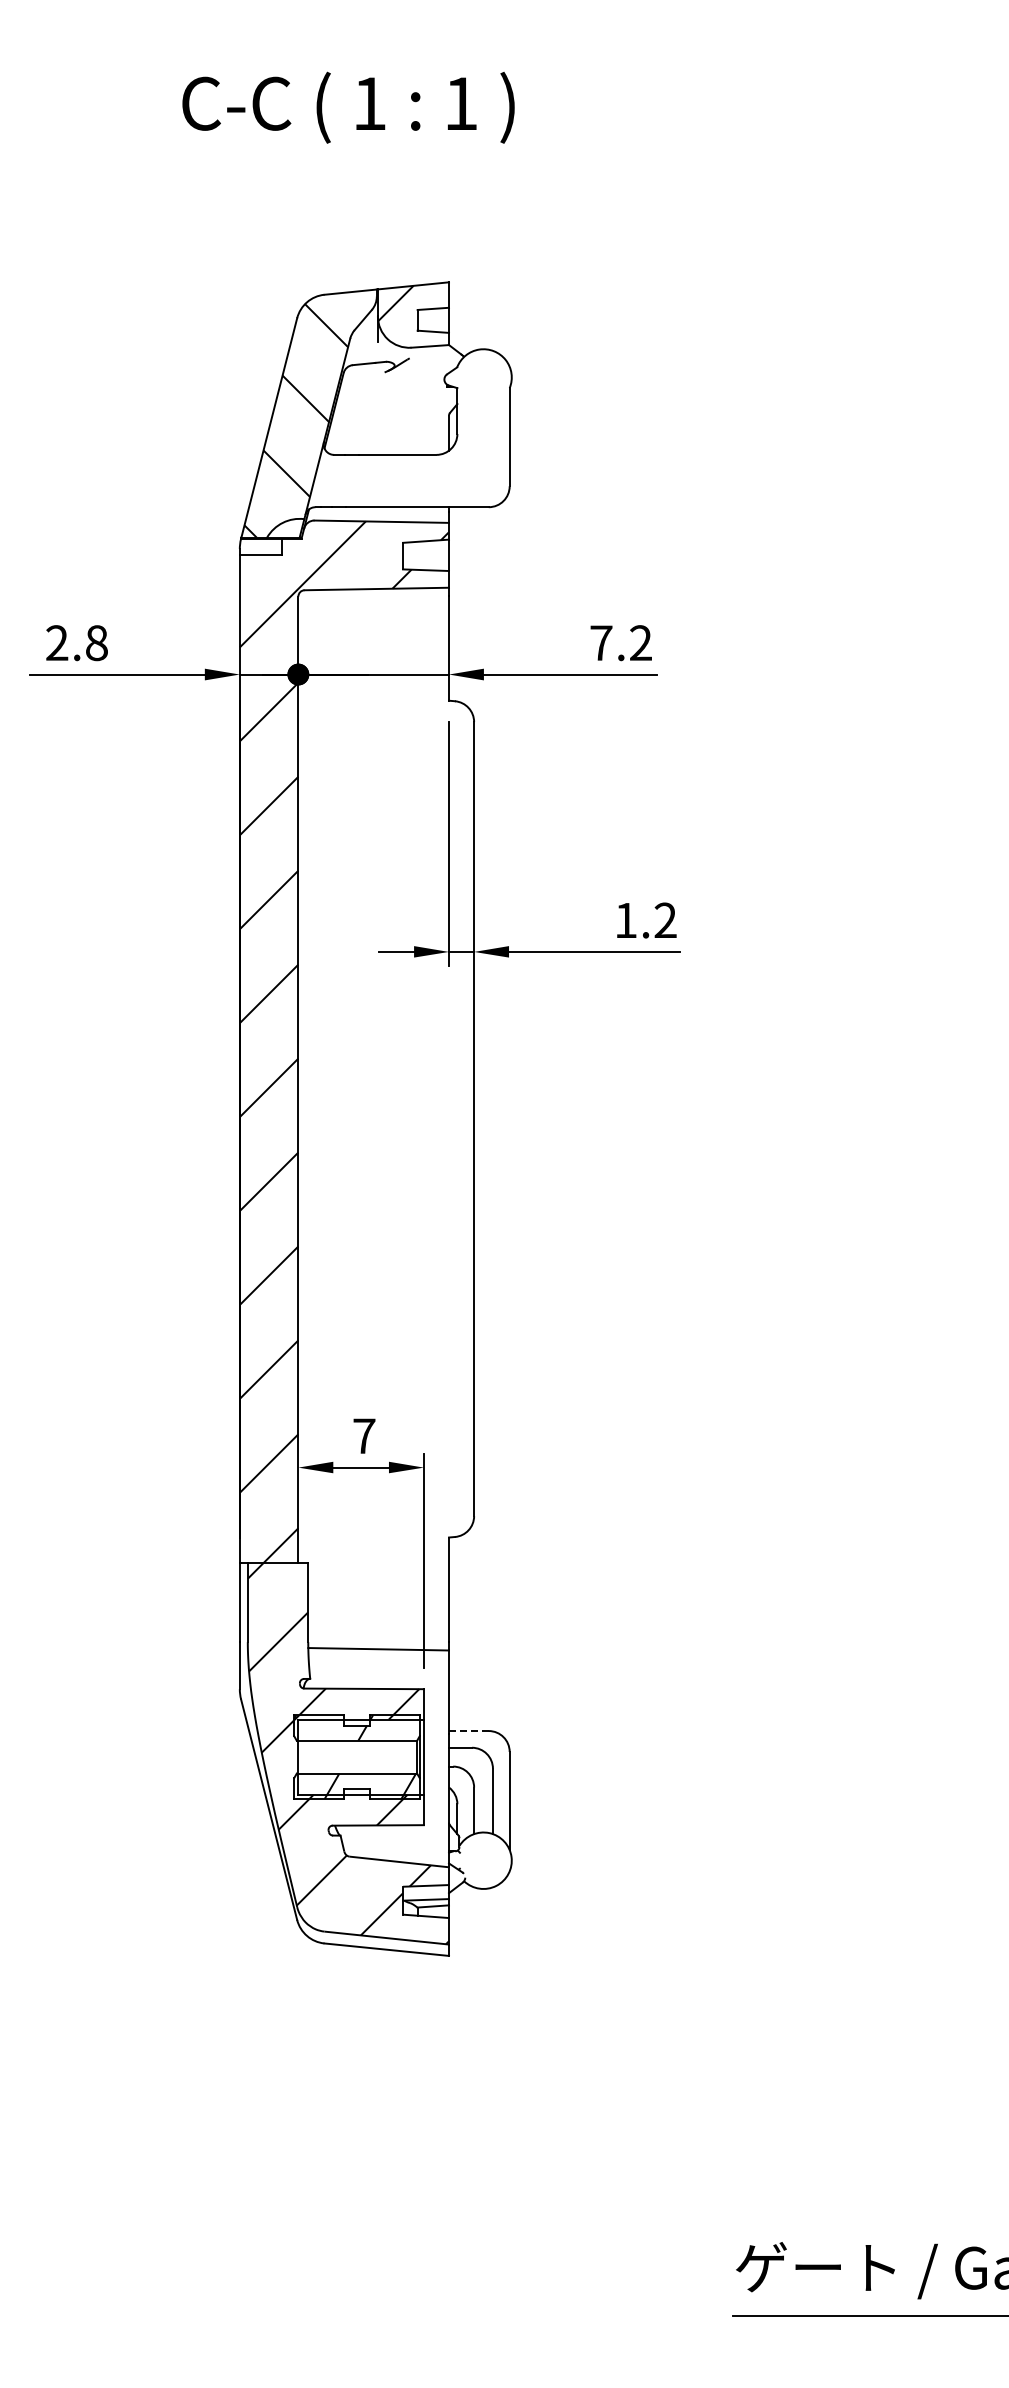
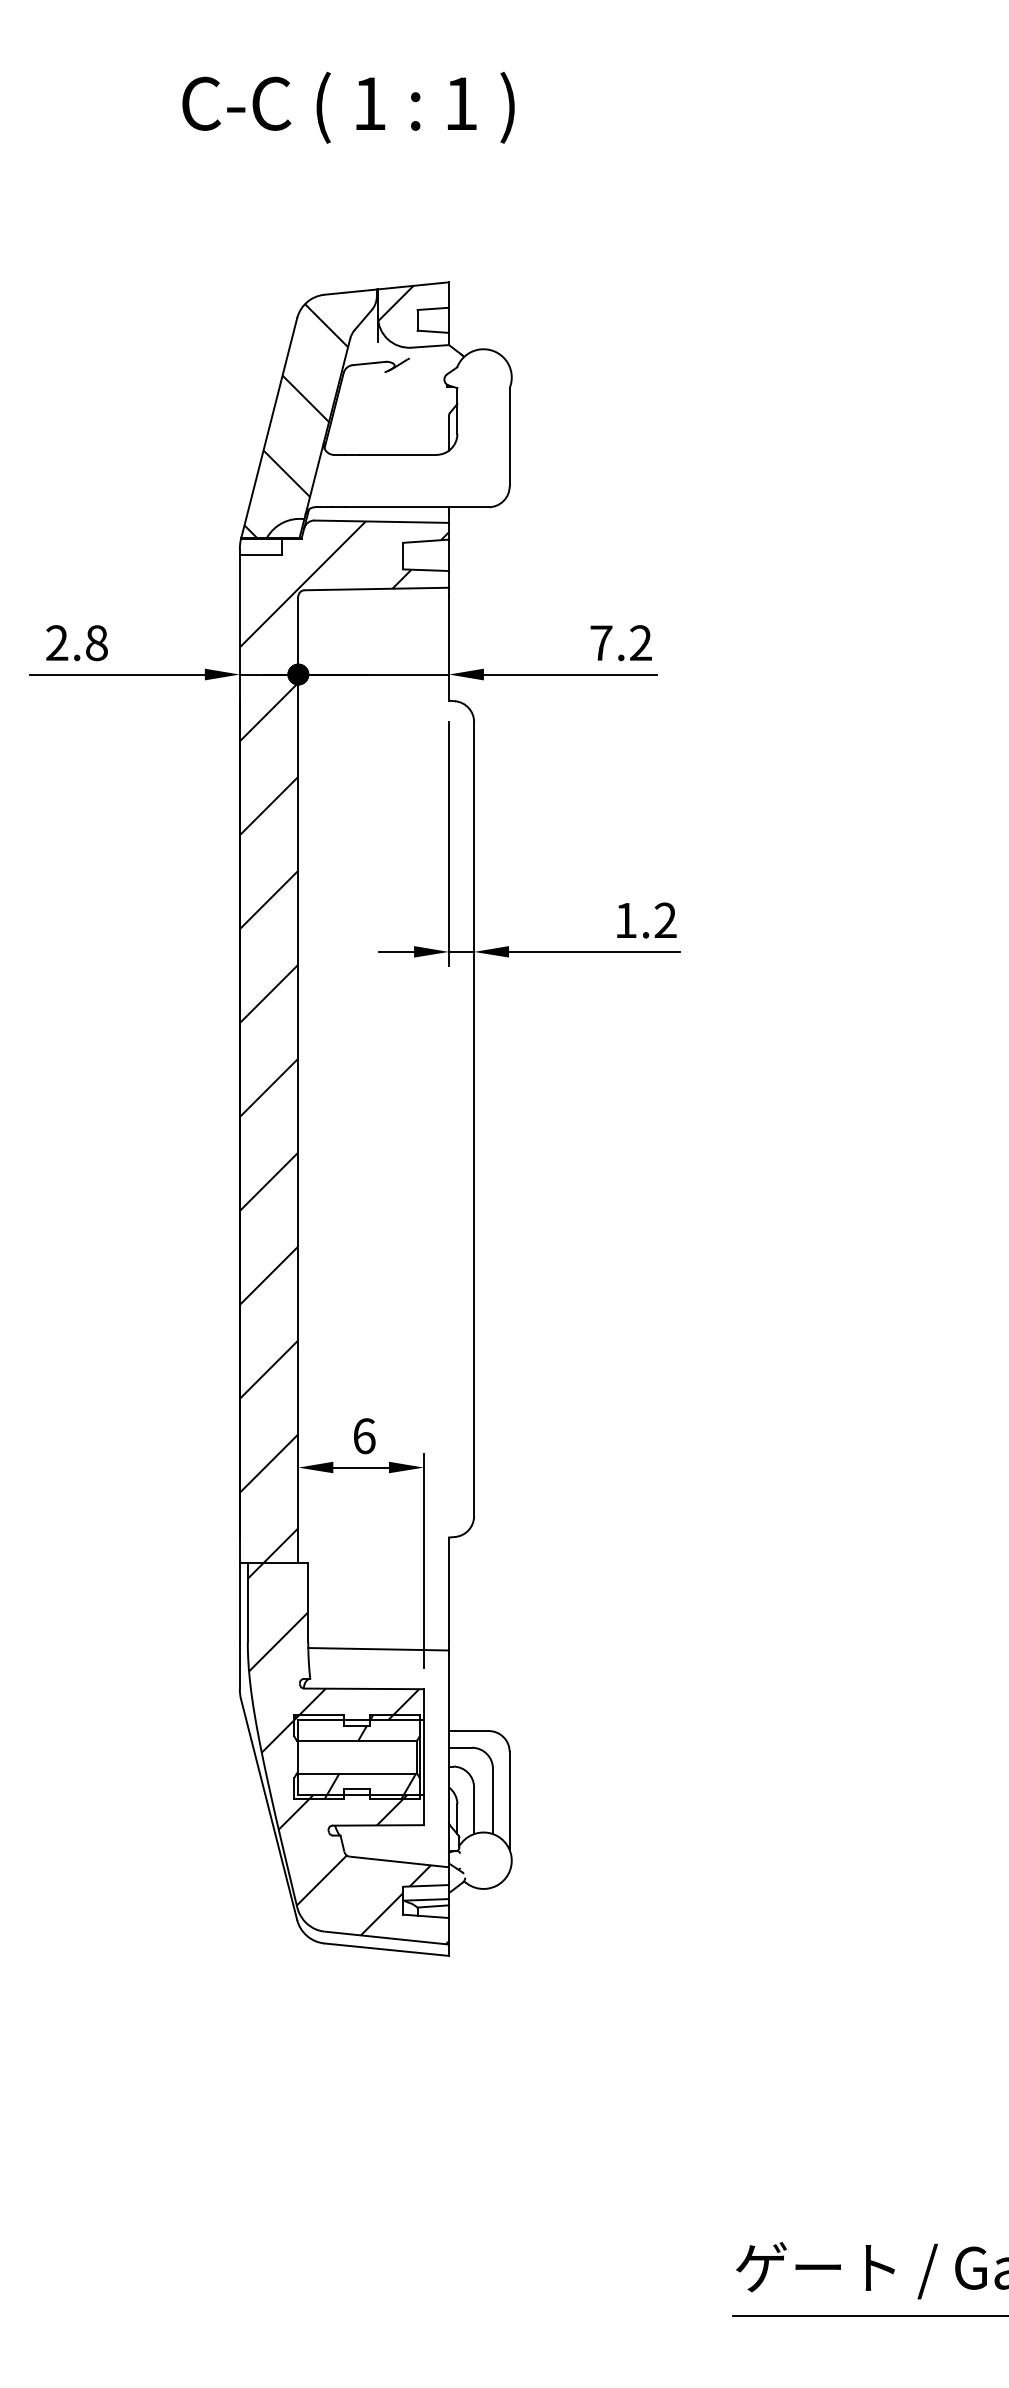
text: 7 -> 6 (364, 1436)
line: dashed -> solid (468, 1731)
